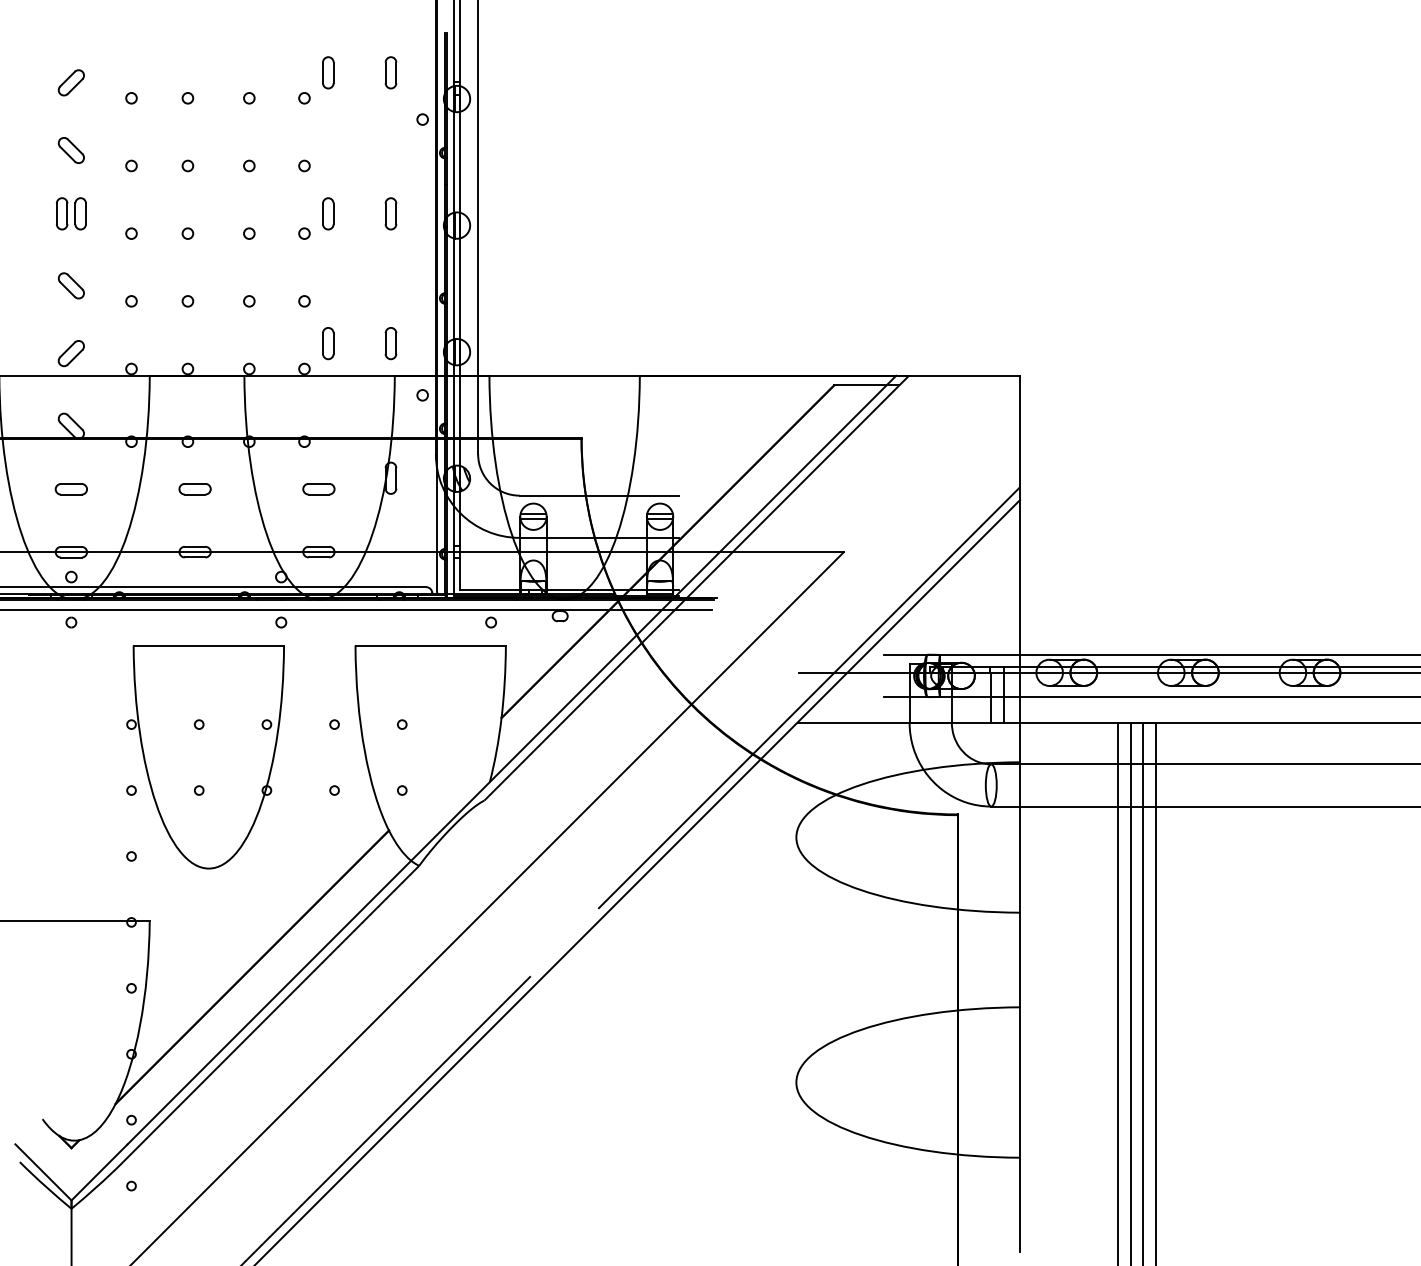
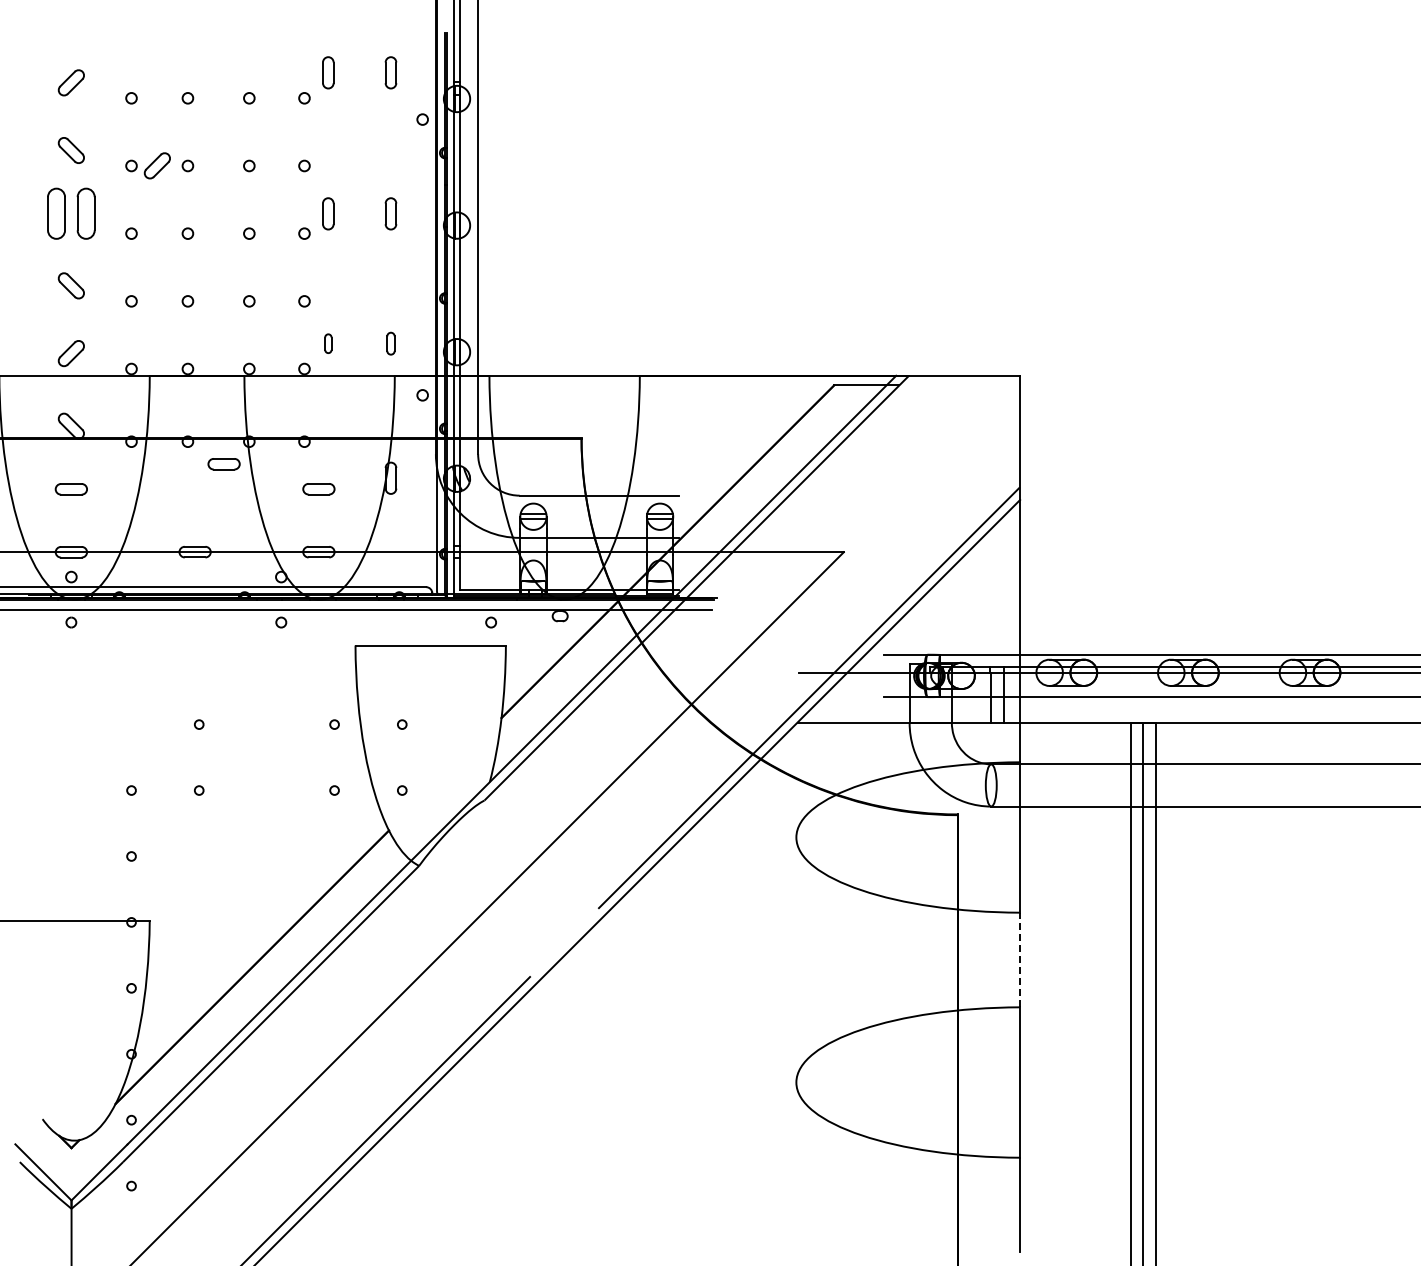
part: none -> present (156, 165)
part size: 31x34 px -> 49x53 px (71, 213)
part size: 13x34 px -> 9x21 px (328, 343)
part size: 14x34 px -> 10x25 px (390, 343)
part position: (194, 489) -> (223, 464) (223, 464)
part: present -> none (205, 757)
line: solid -> dashed (1020, 959)
line: present -> none (1118, 992)
